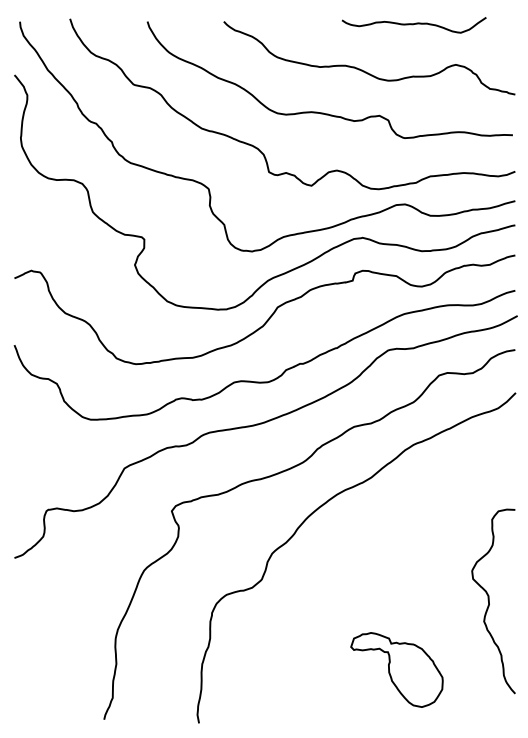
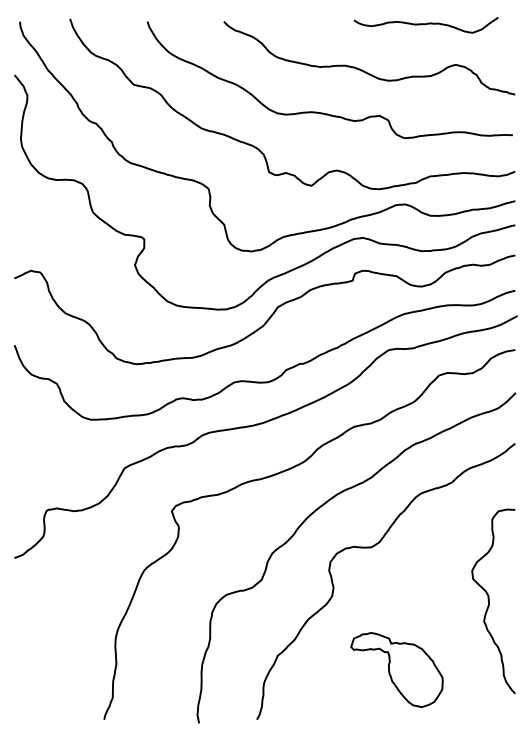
curve position: (413, 25) -> (425, 25) (425, 25)
curve: none -> present (371, 548)
